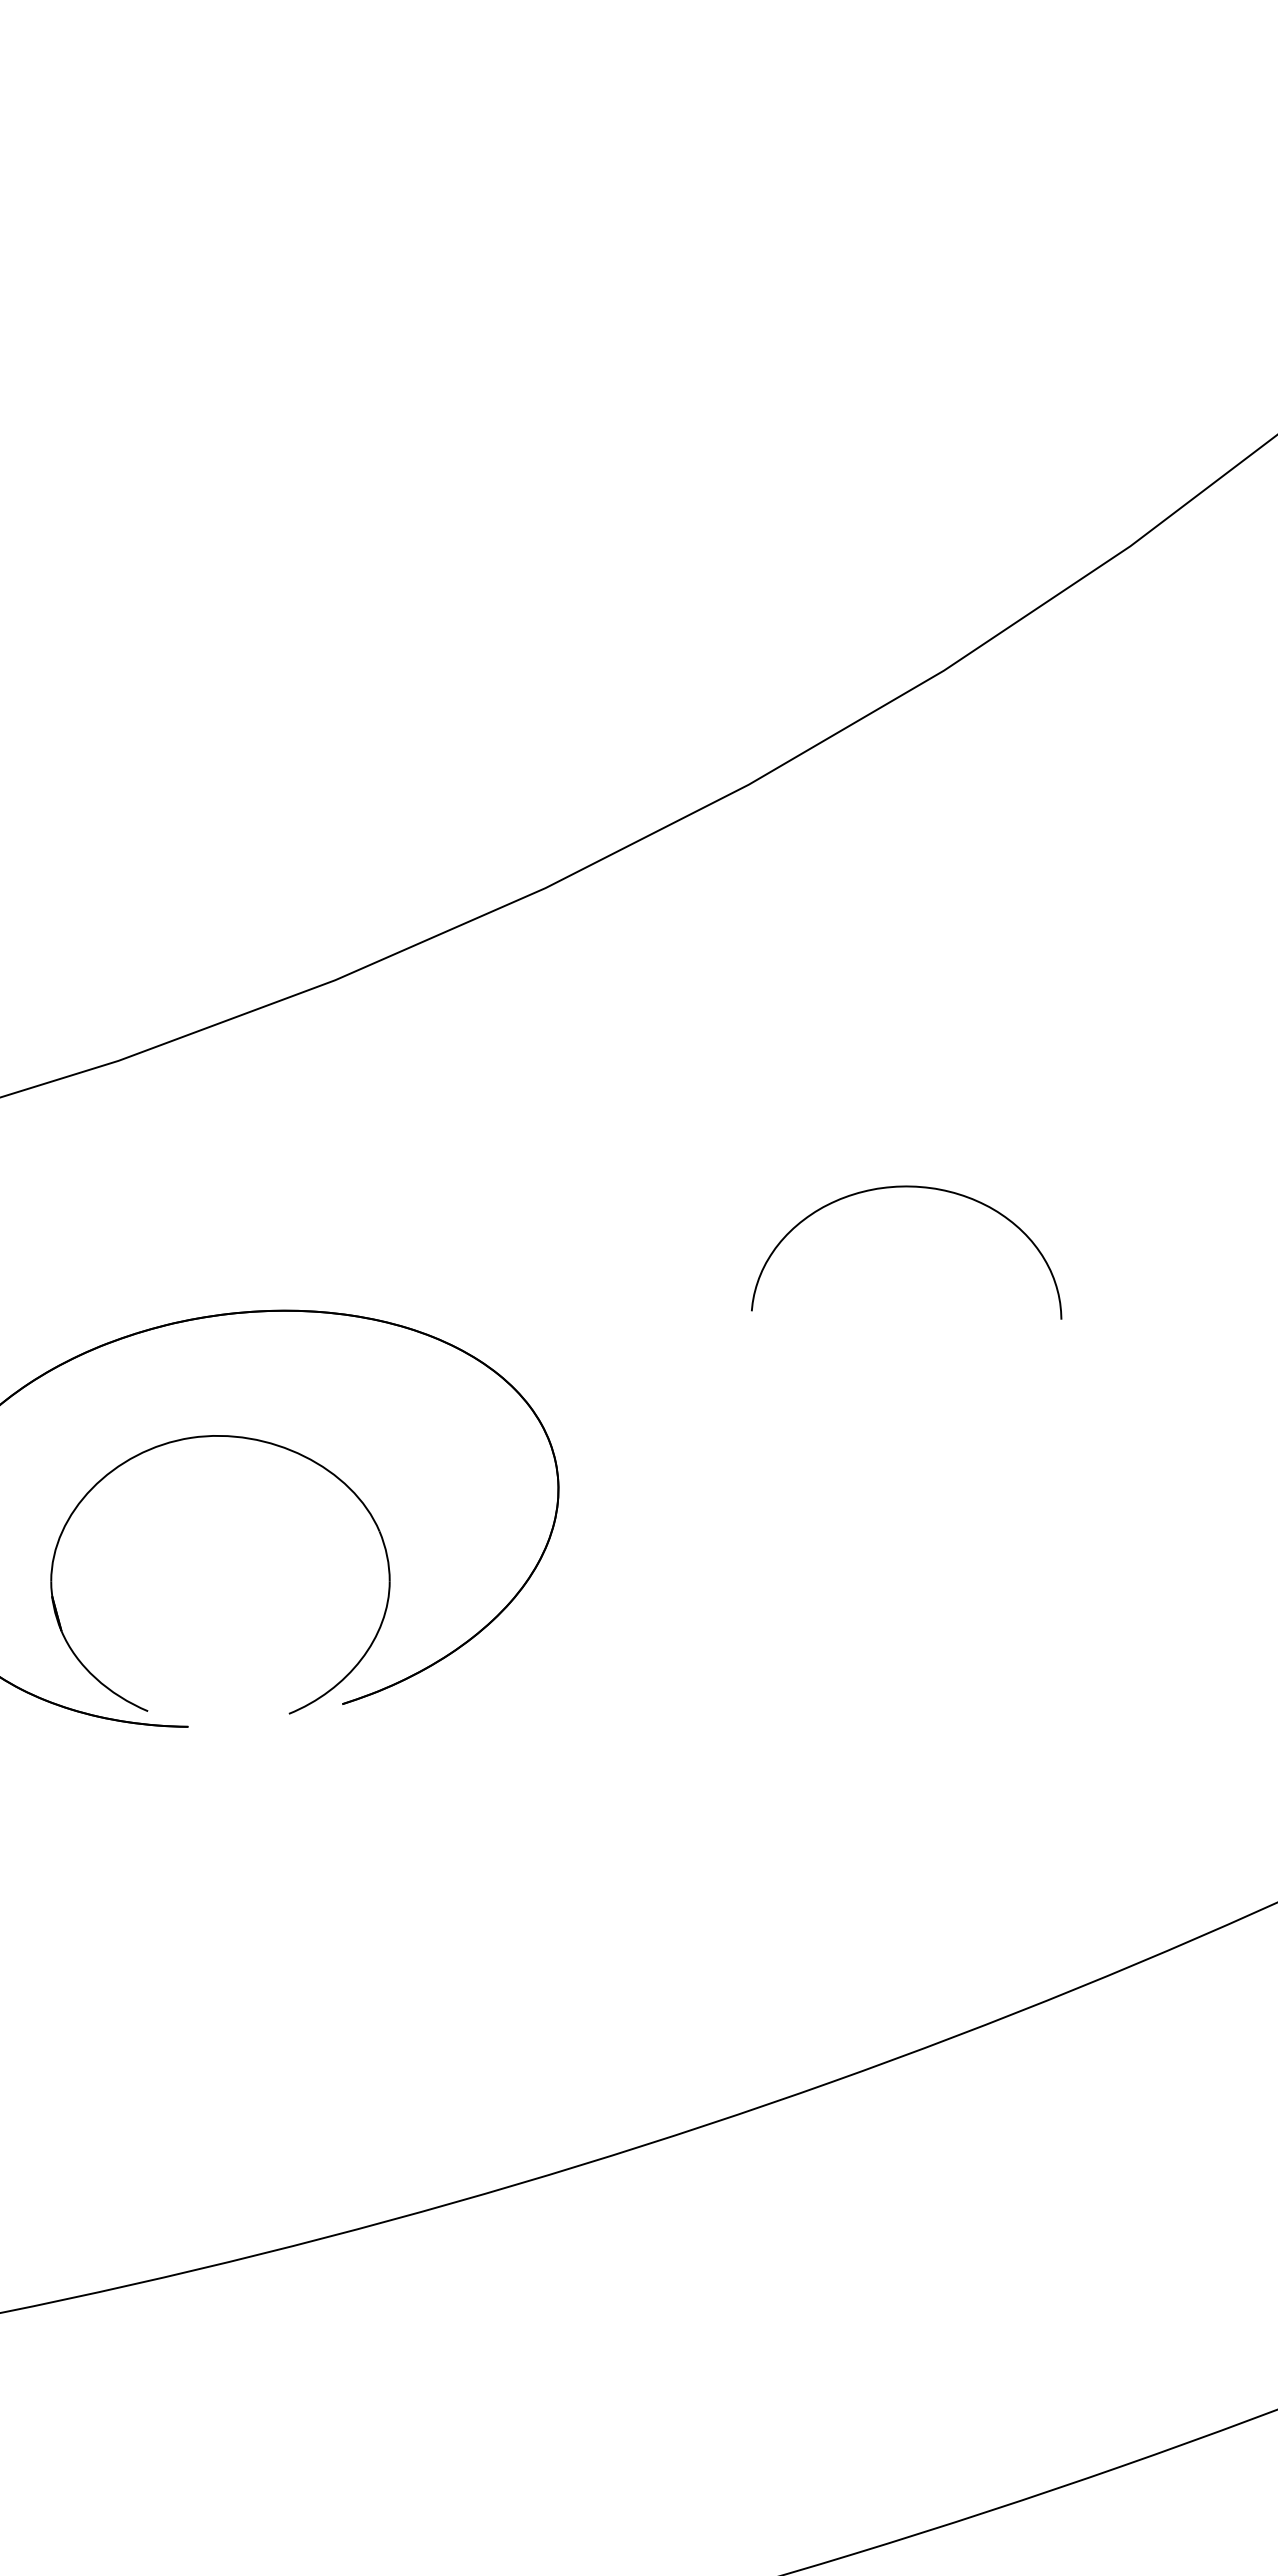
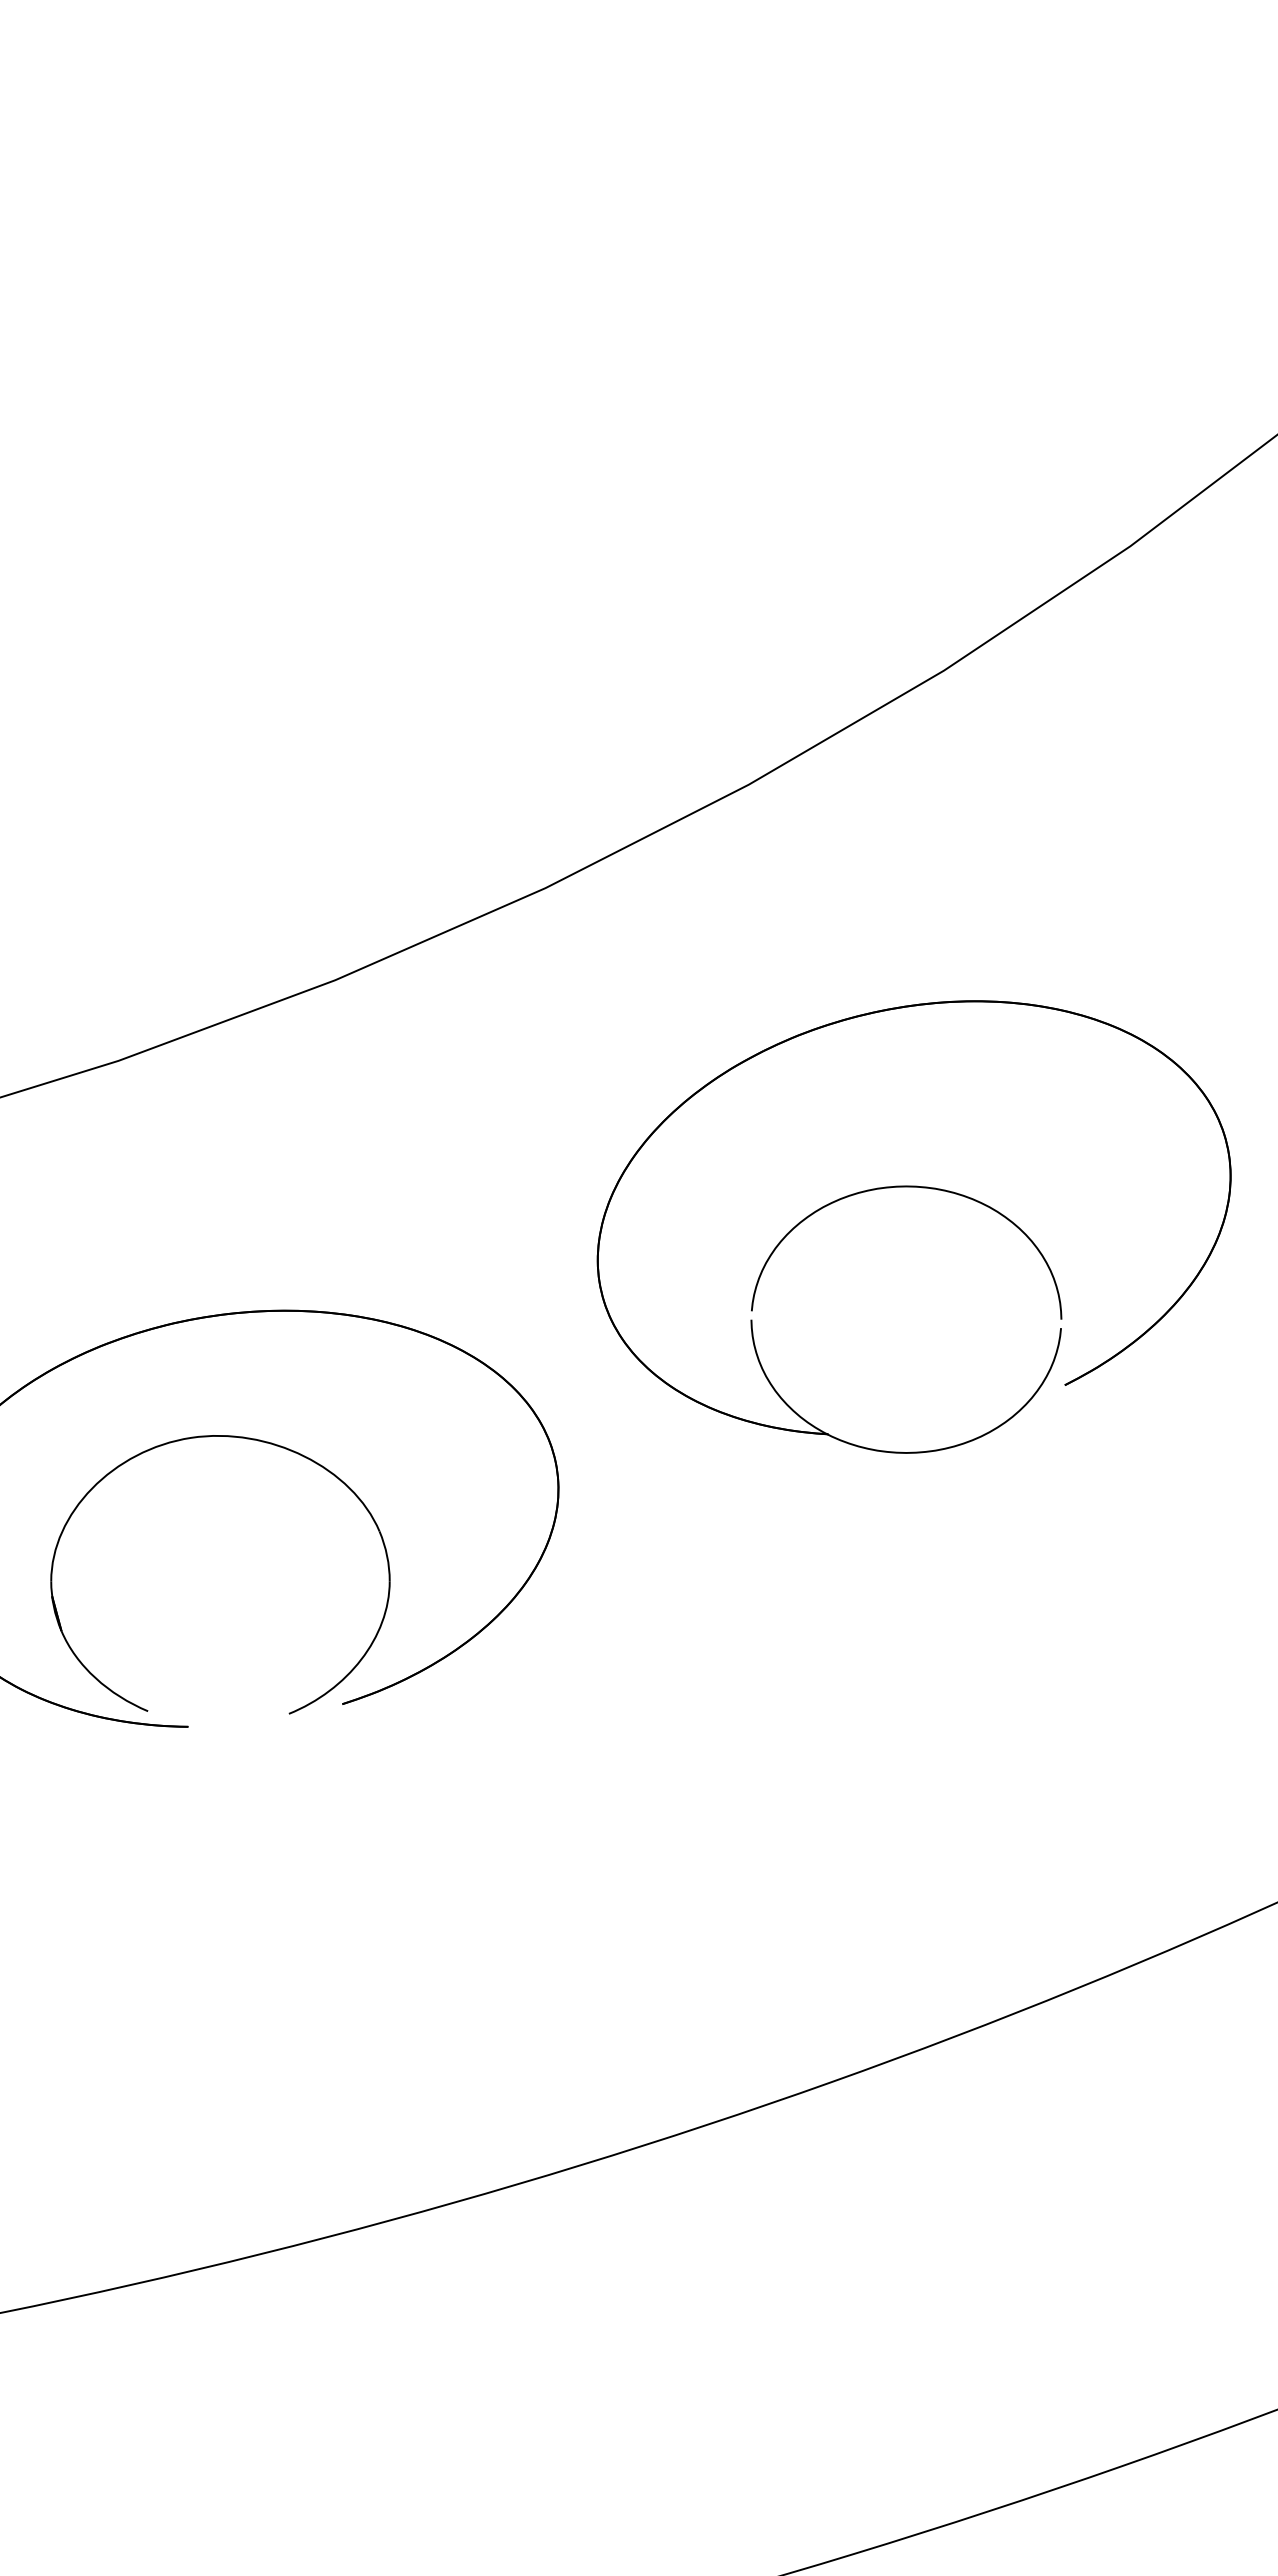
part: none -> present (1060, 1328)
